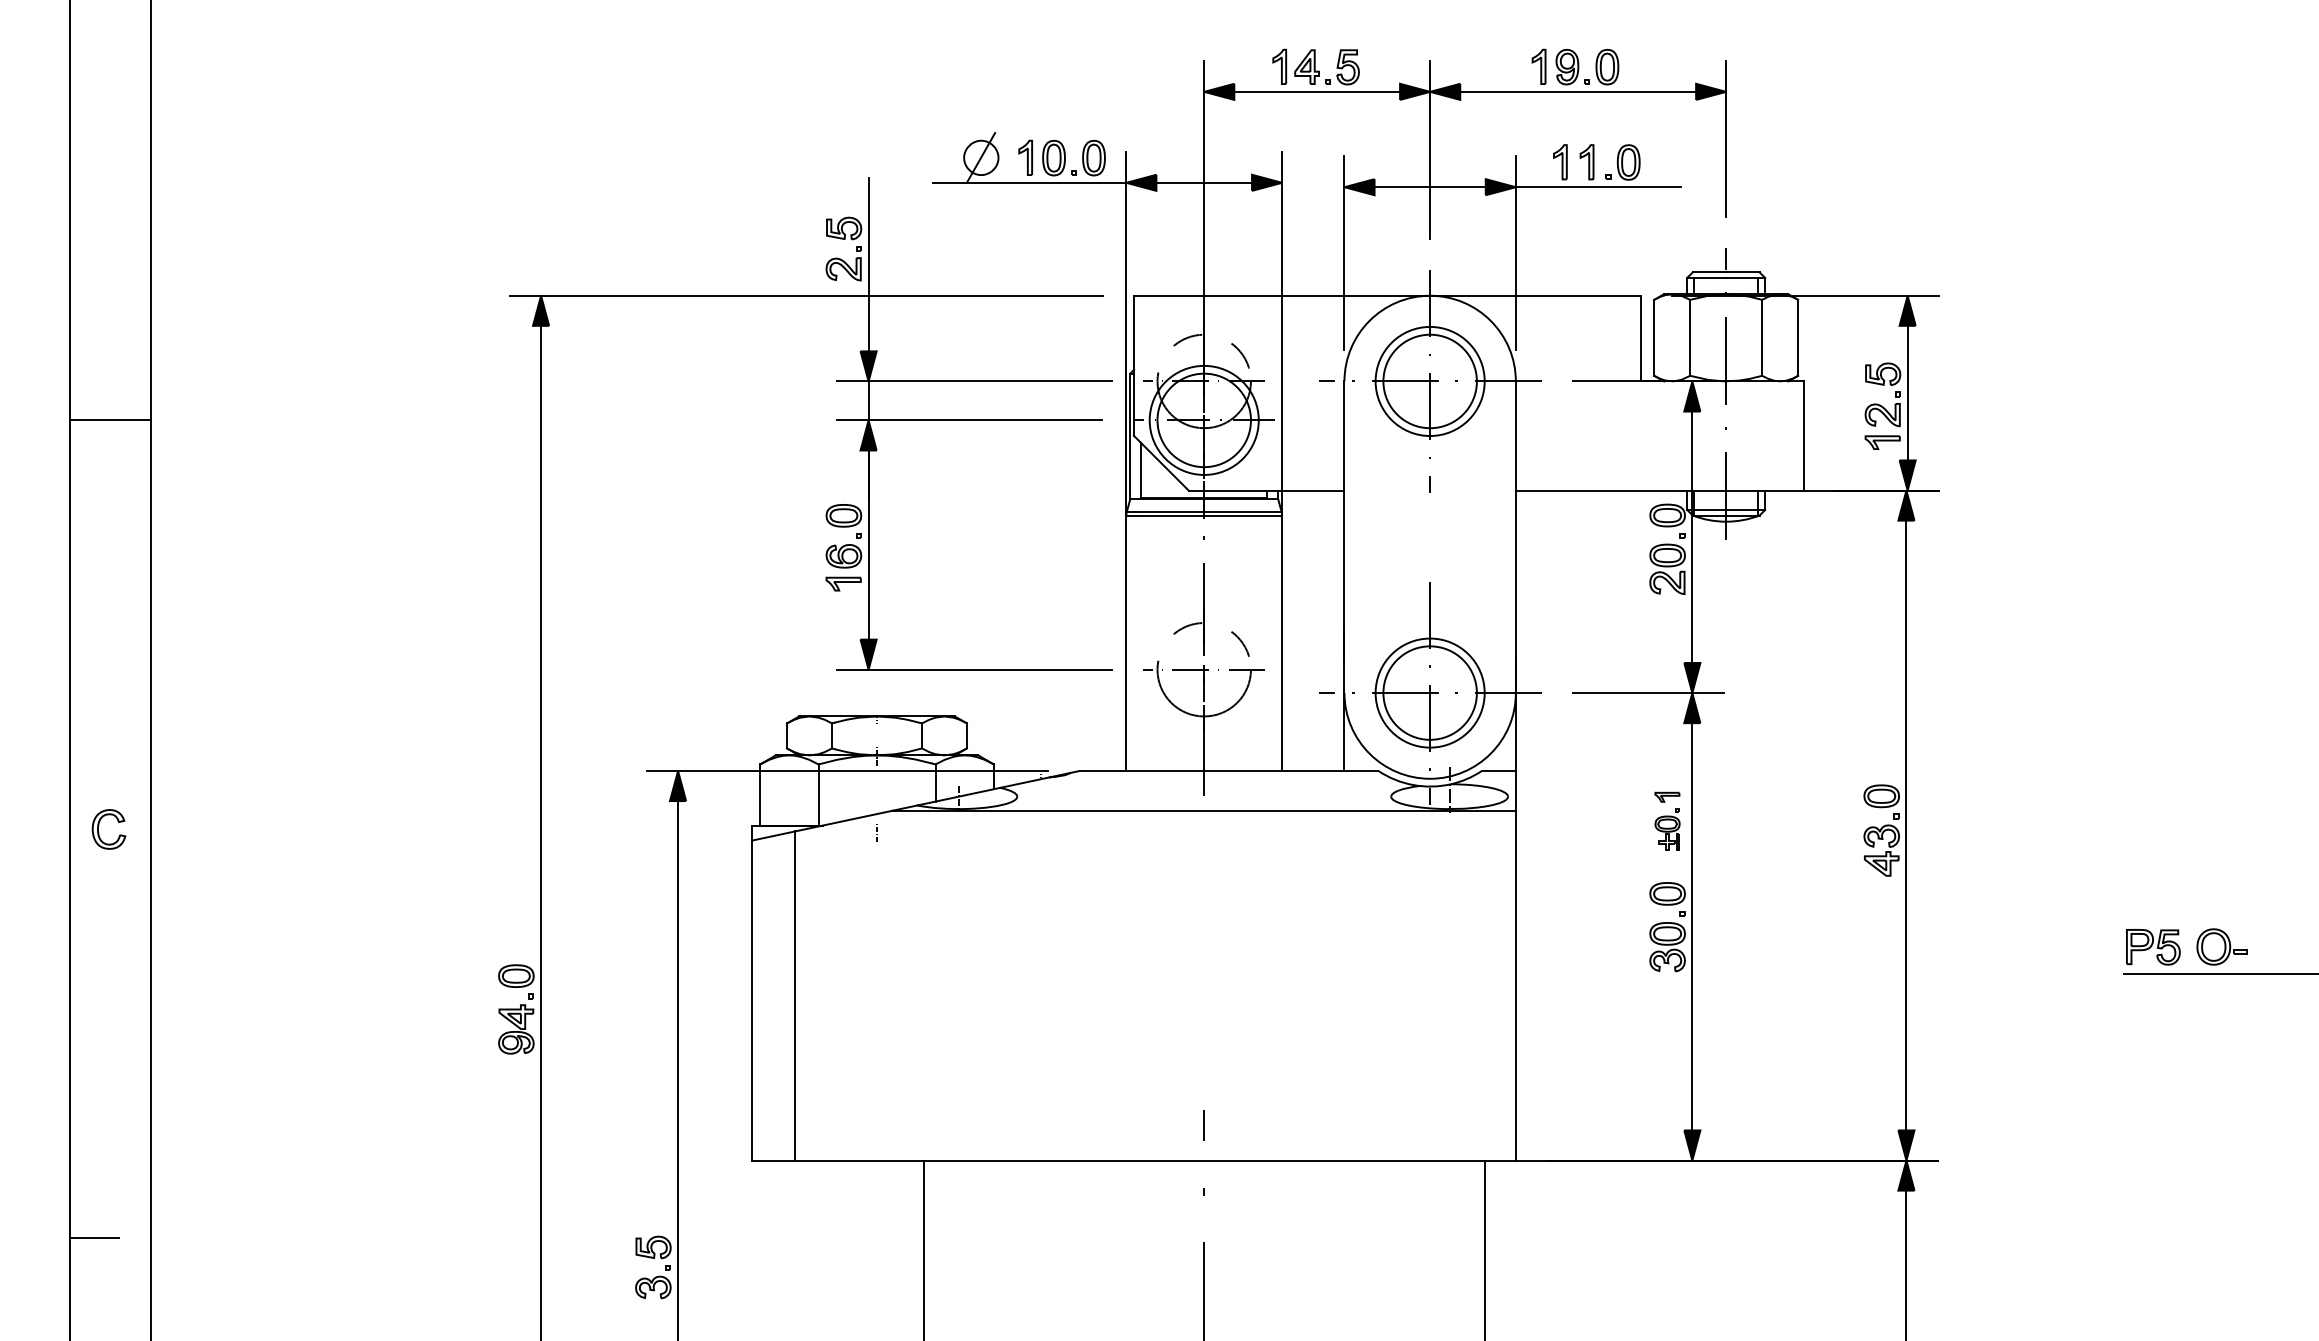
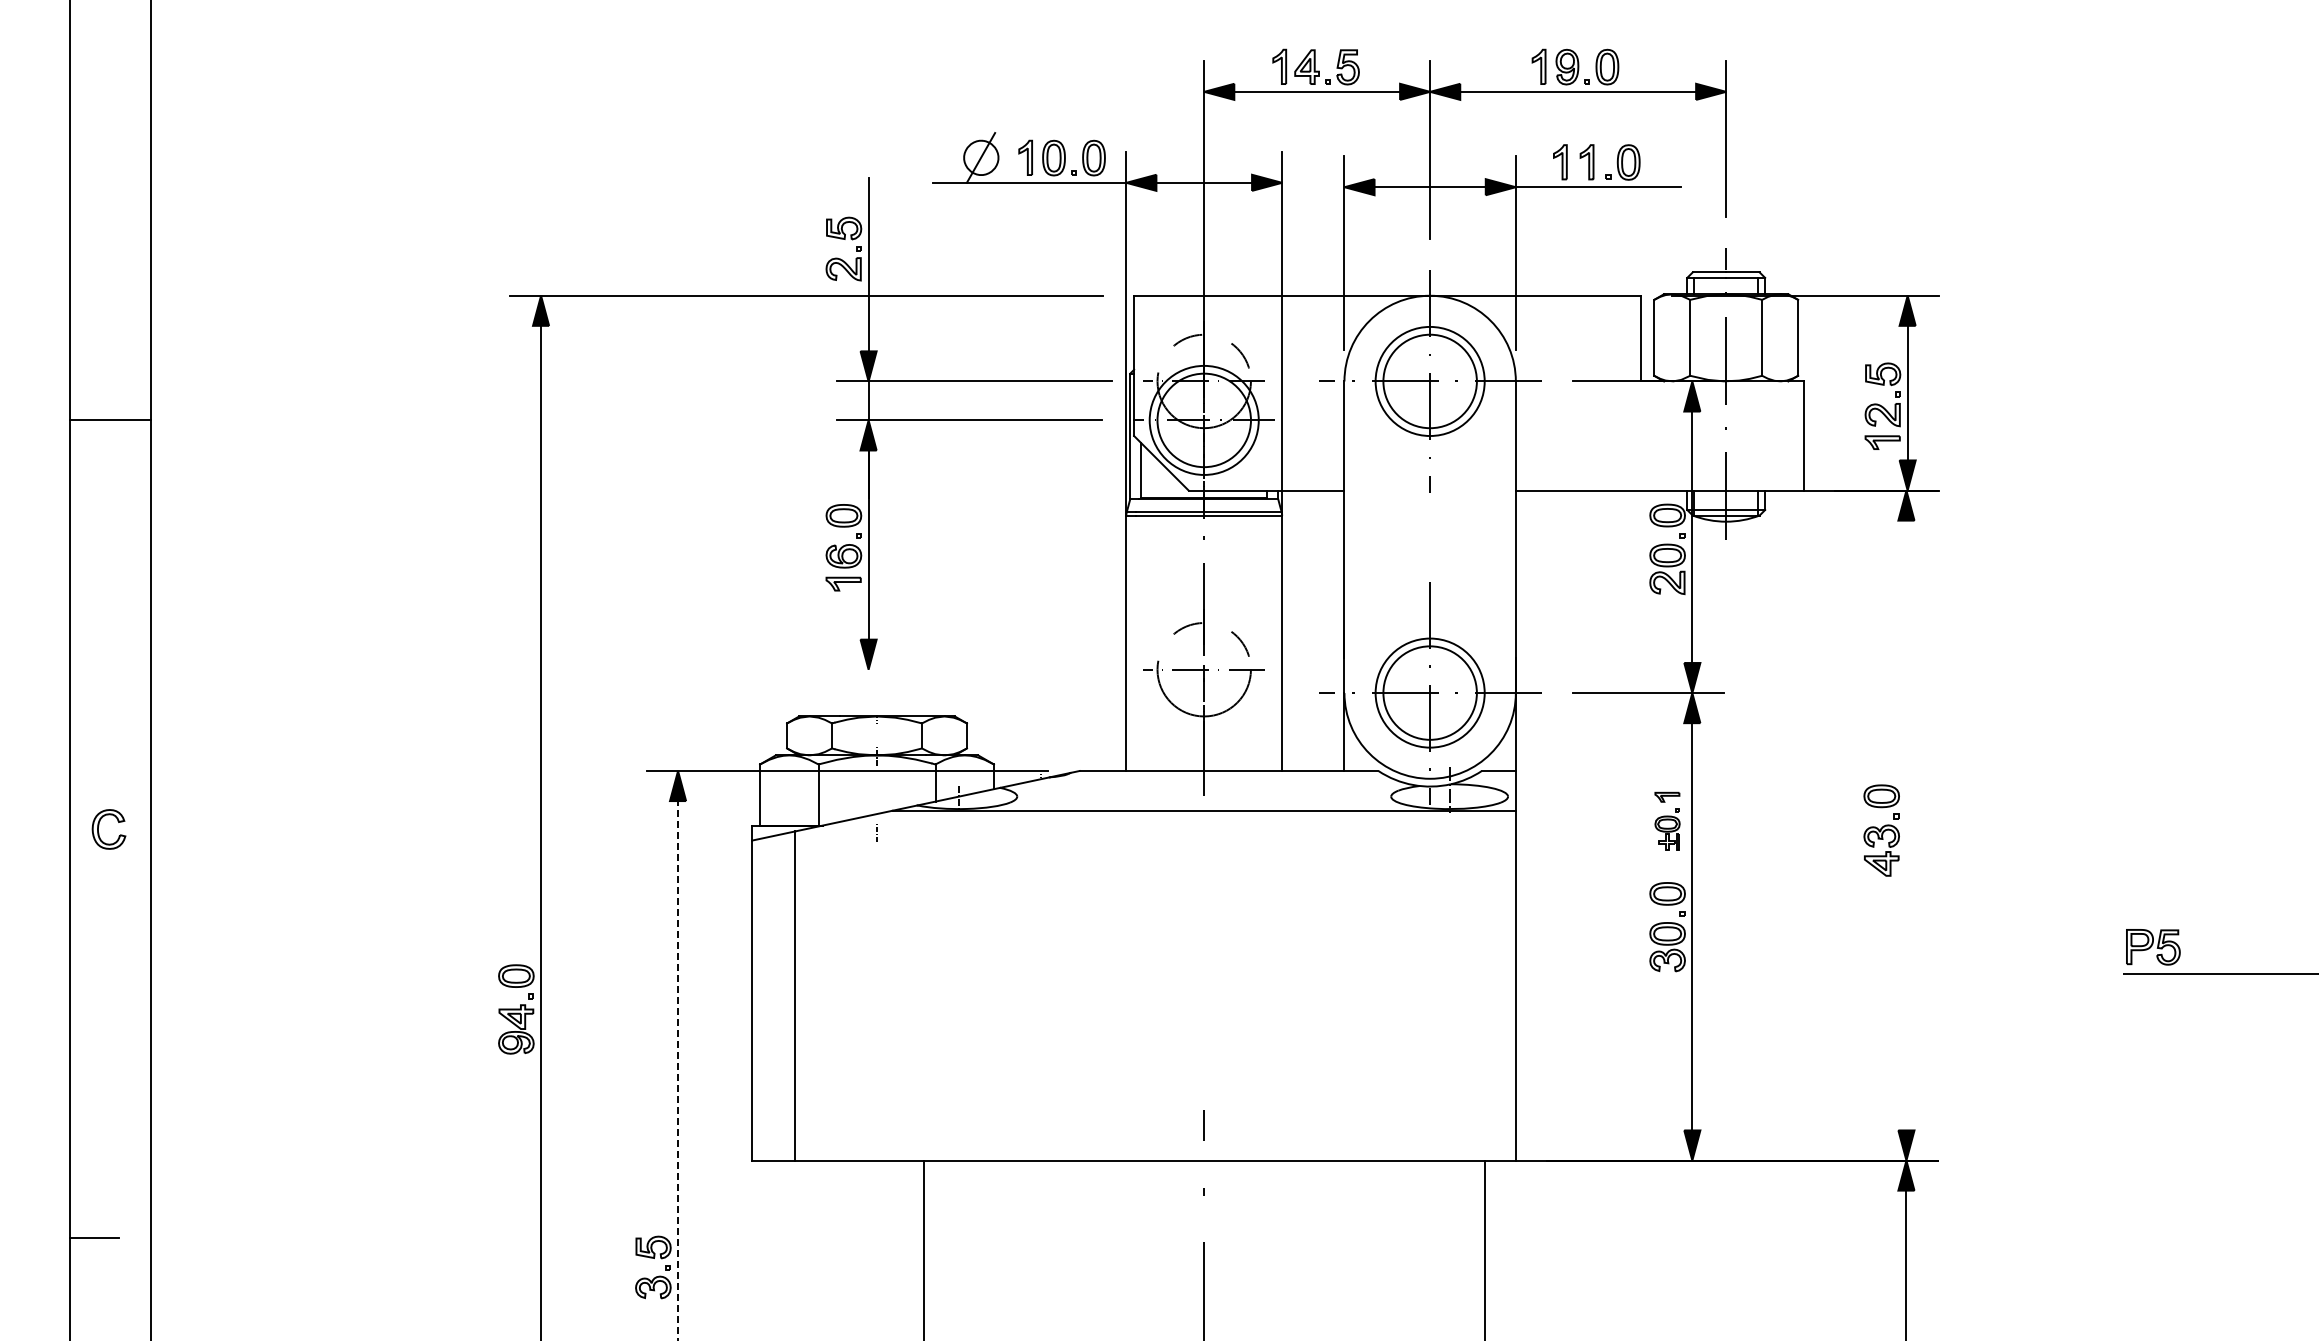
line: present -> none (974, 669)
line: present -> none (1906, 825)
part: present -> none (2221, 946)
line: solid -> dashed (678, 1070)
